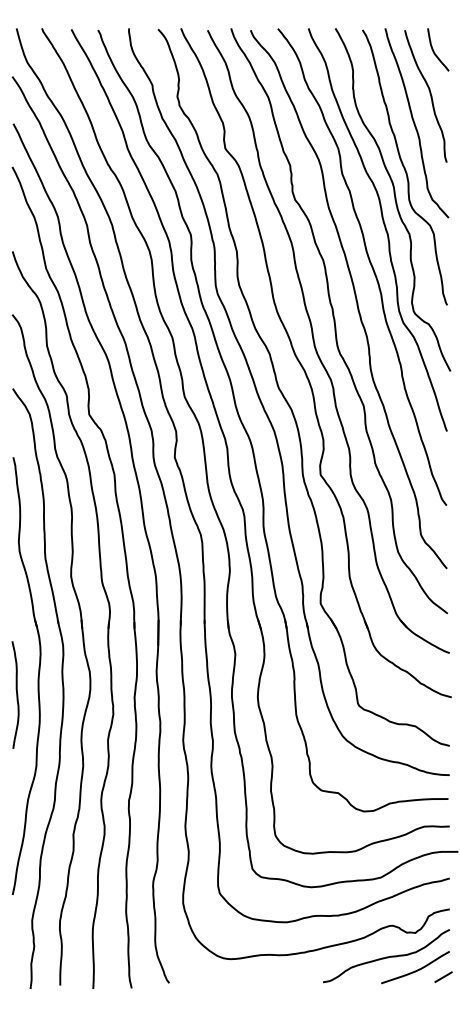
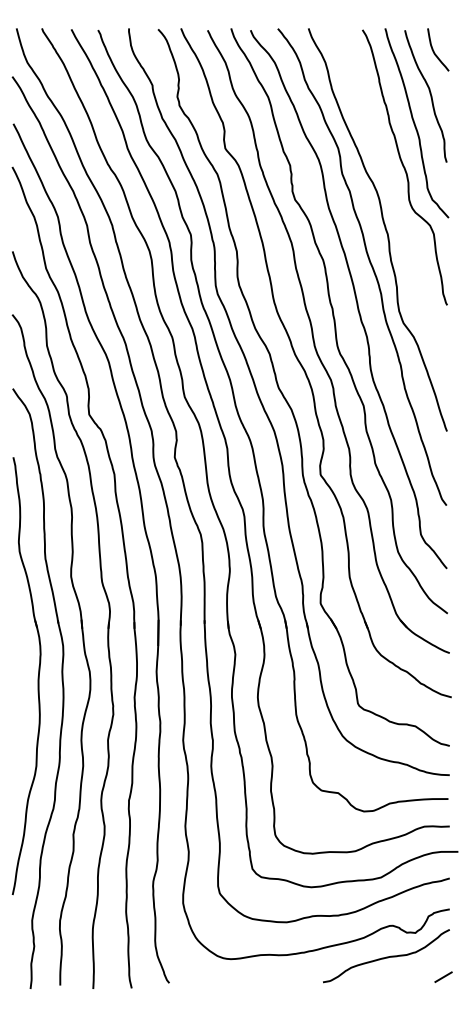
curve: present -> none (394, 199)
curve: present -> none (16, 694)
curve: present -> none (417, 969)
